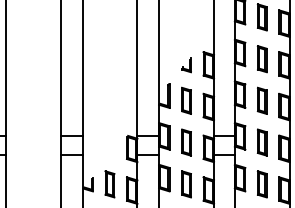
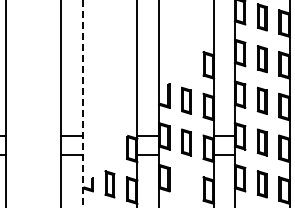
part: present -> none (186, 65)
line: solid -> dashed (82, 103)
part: present -> none (186, 184)
